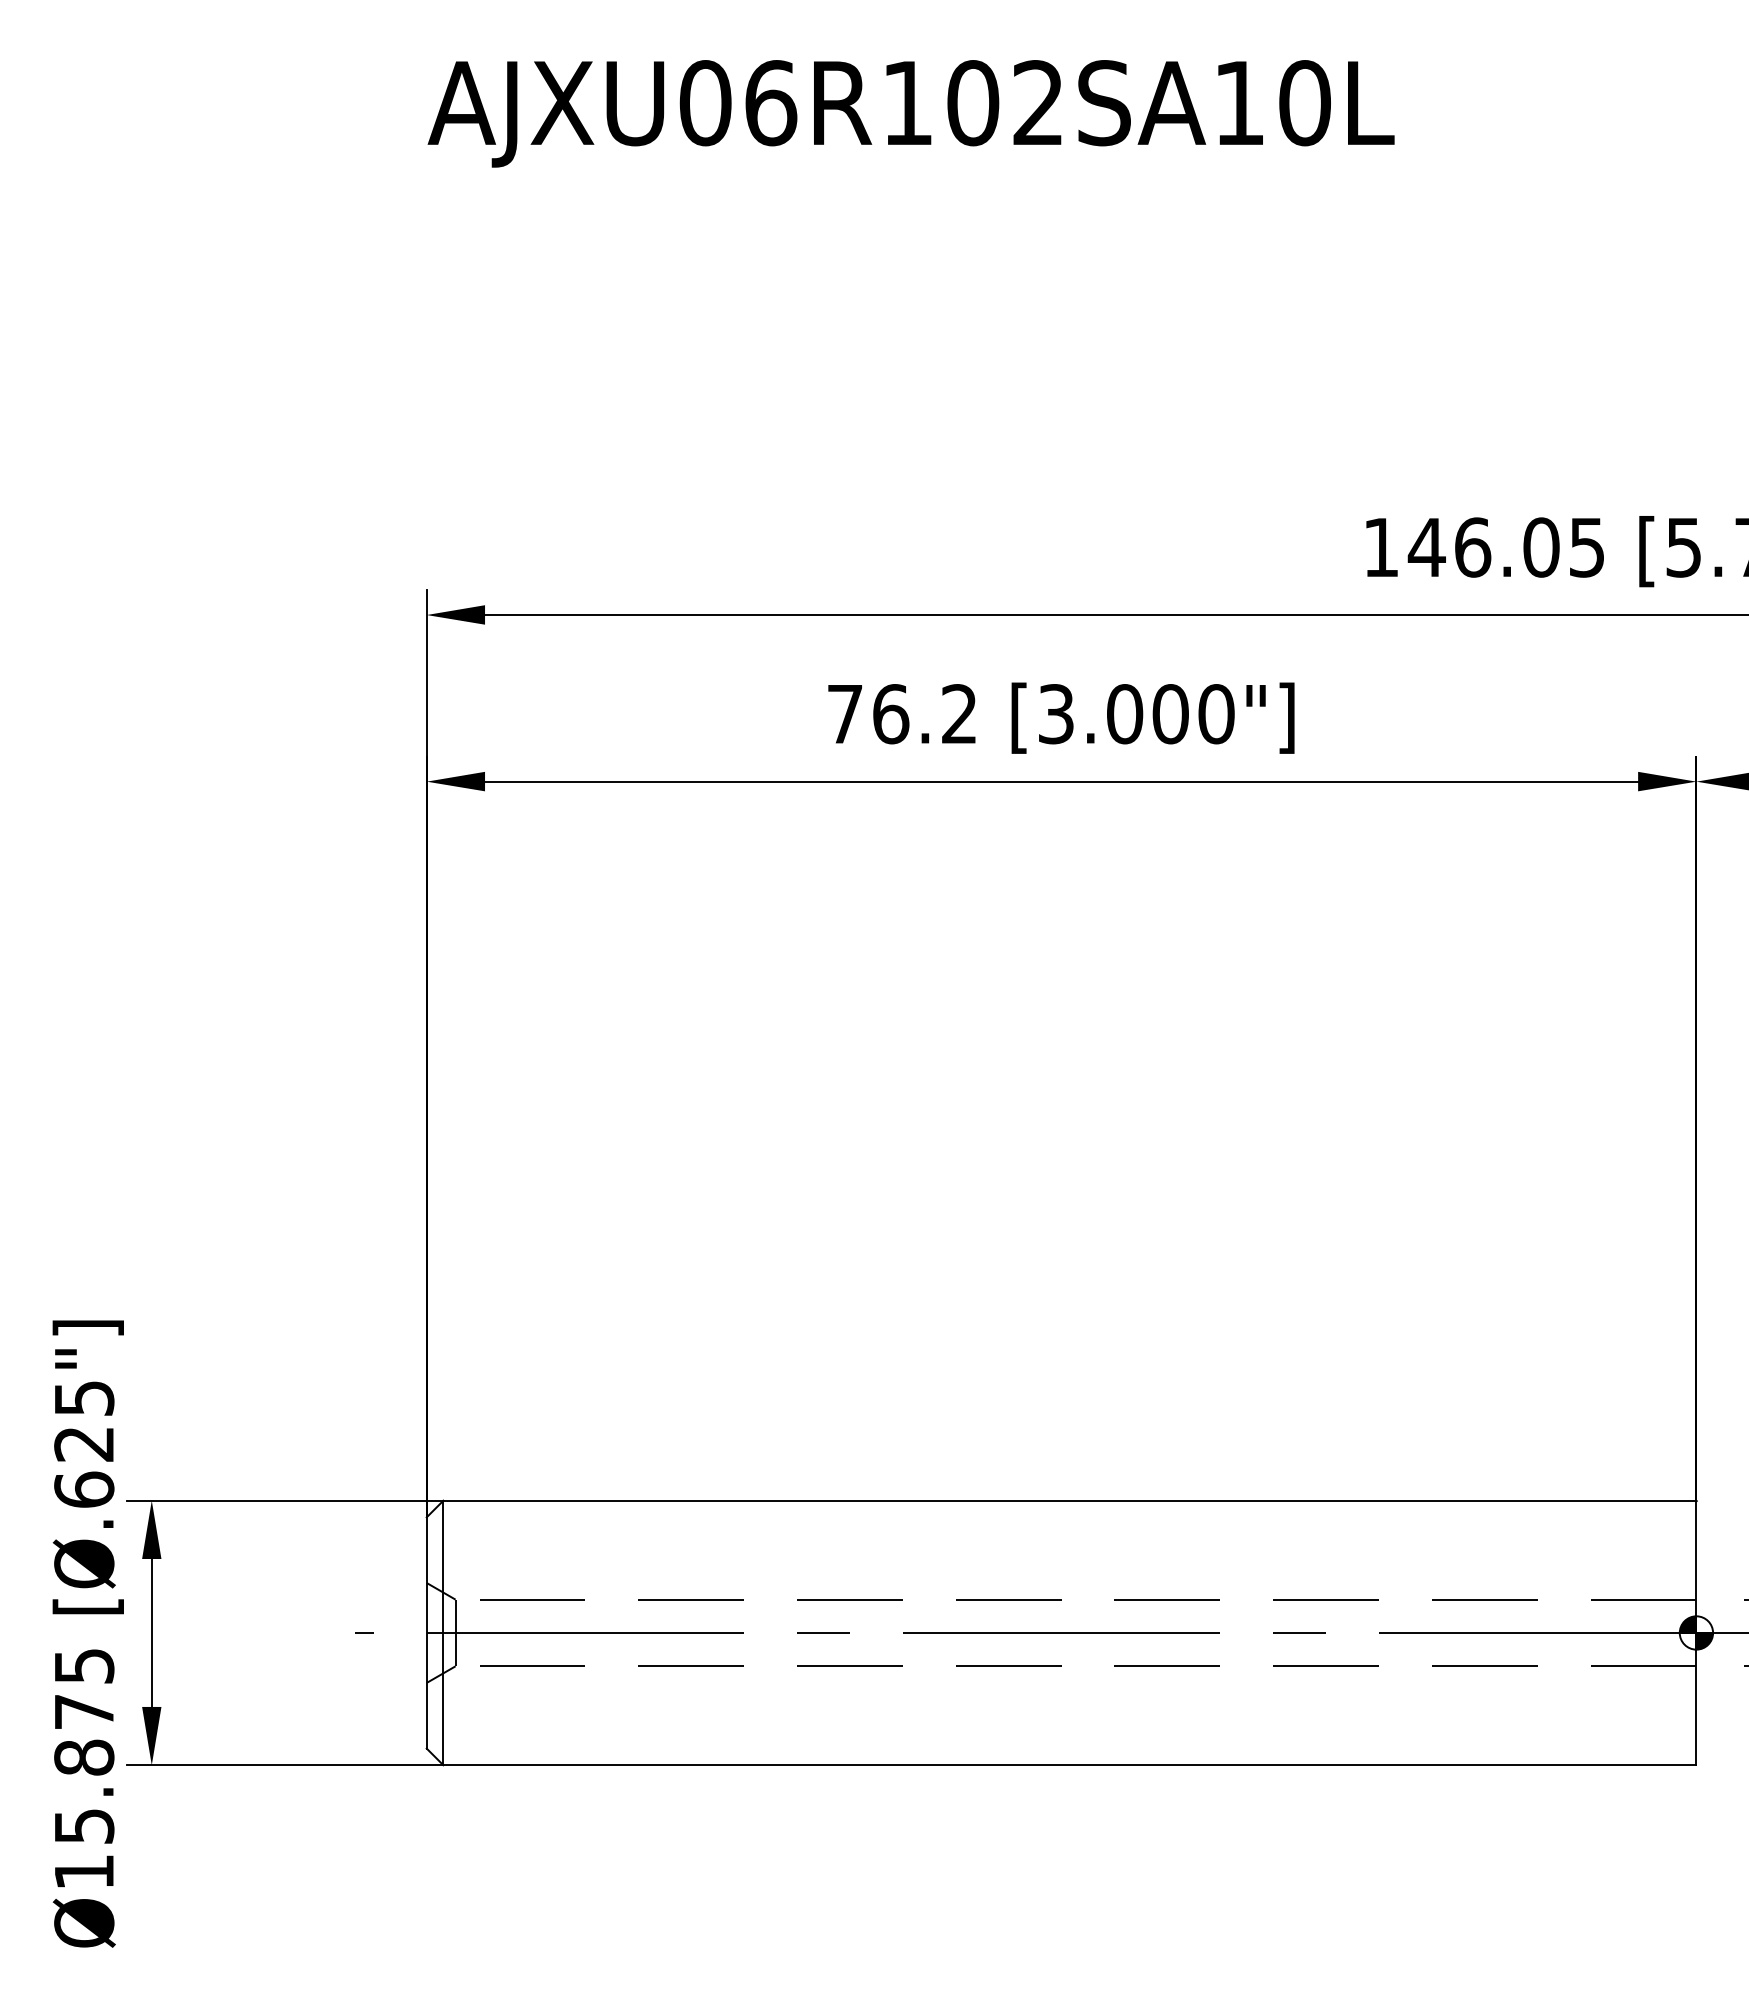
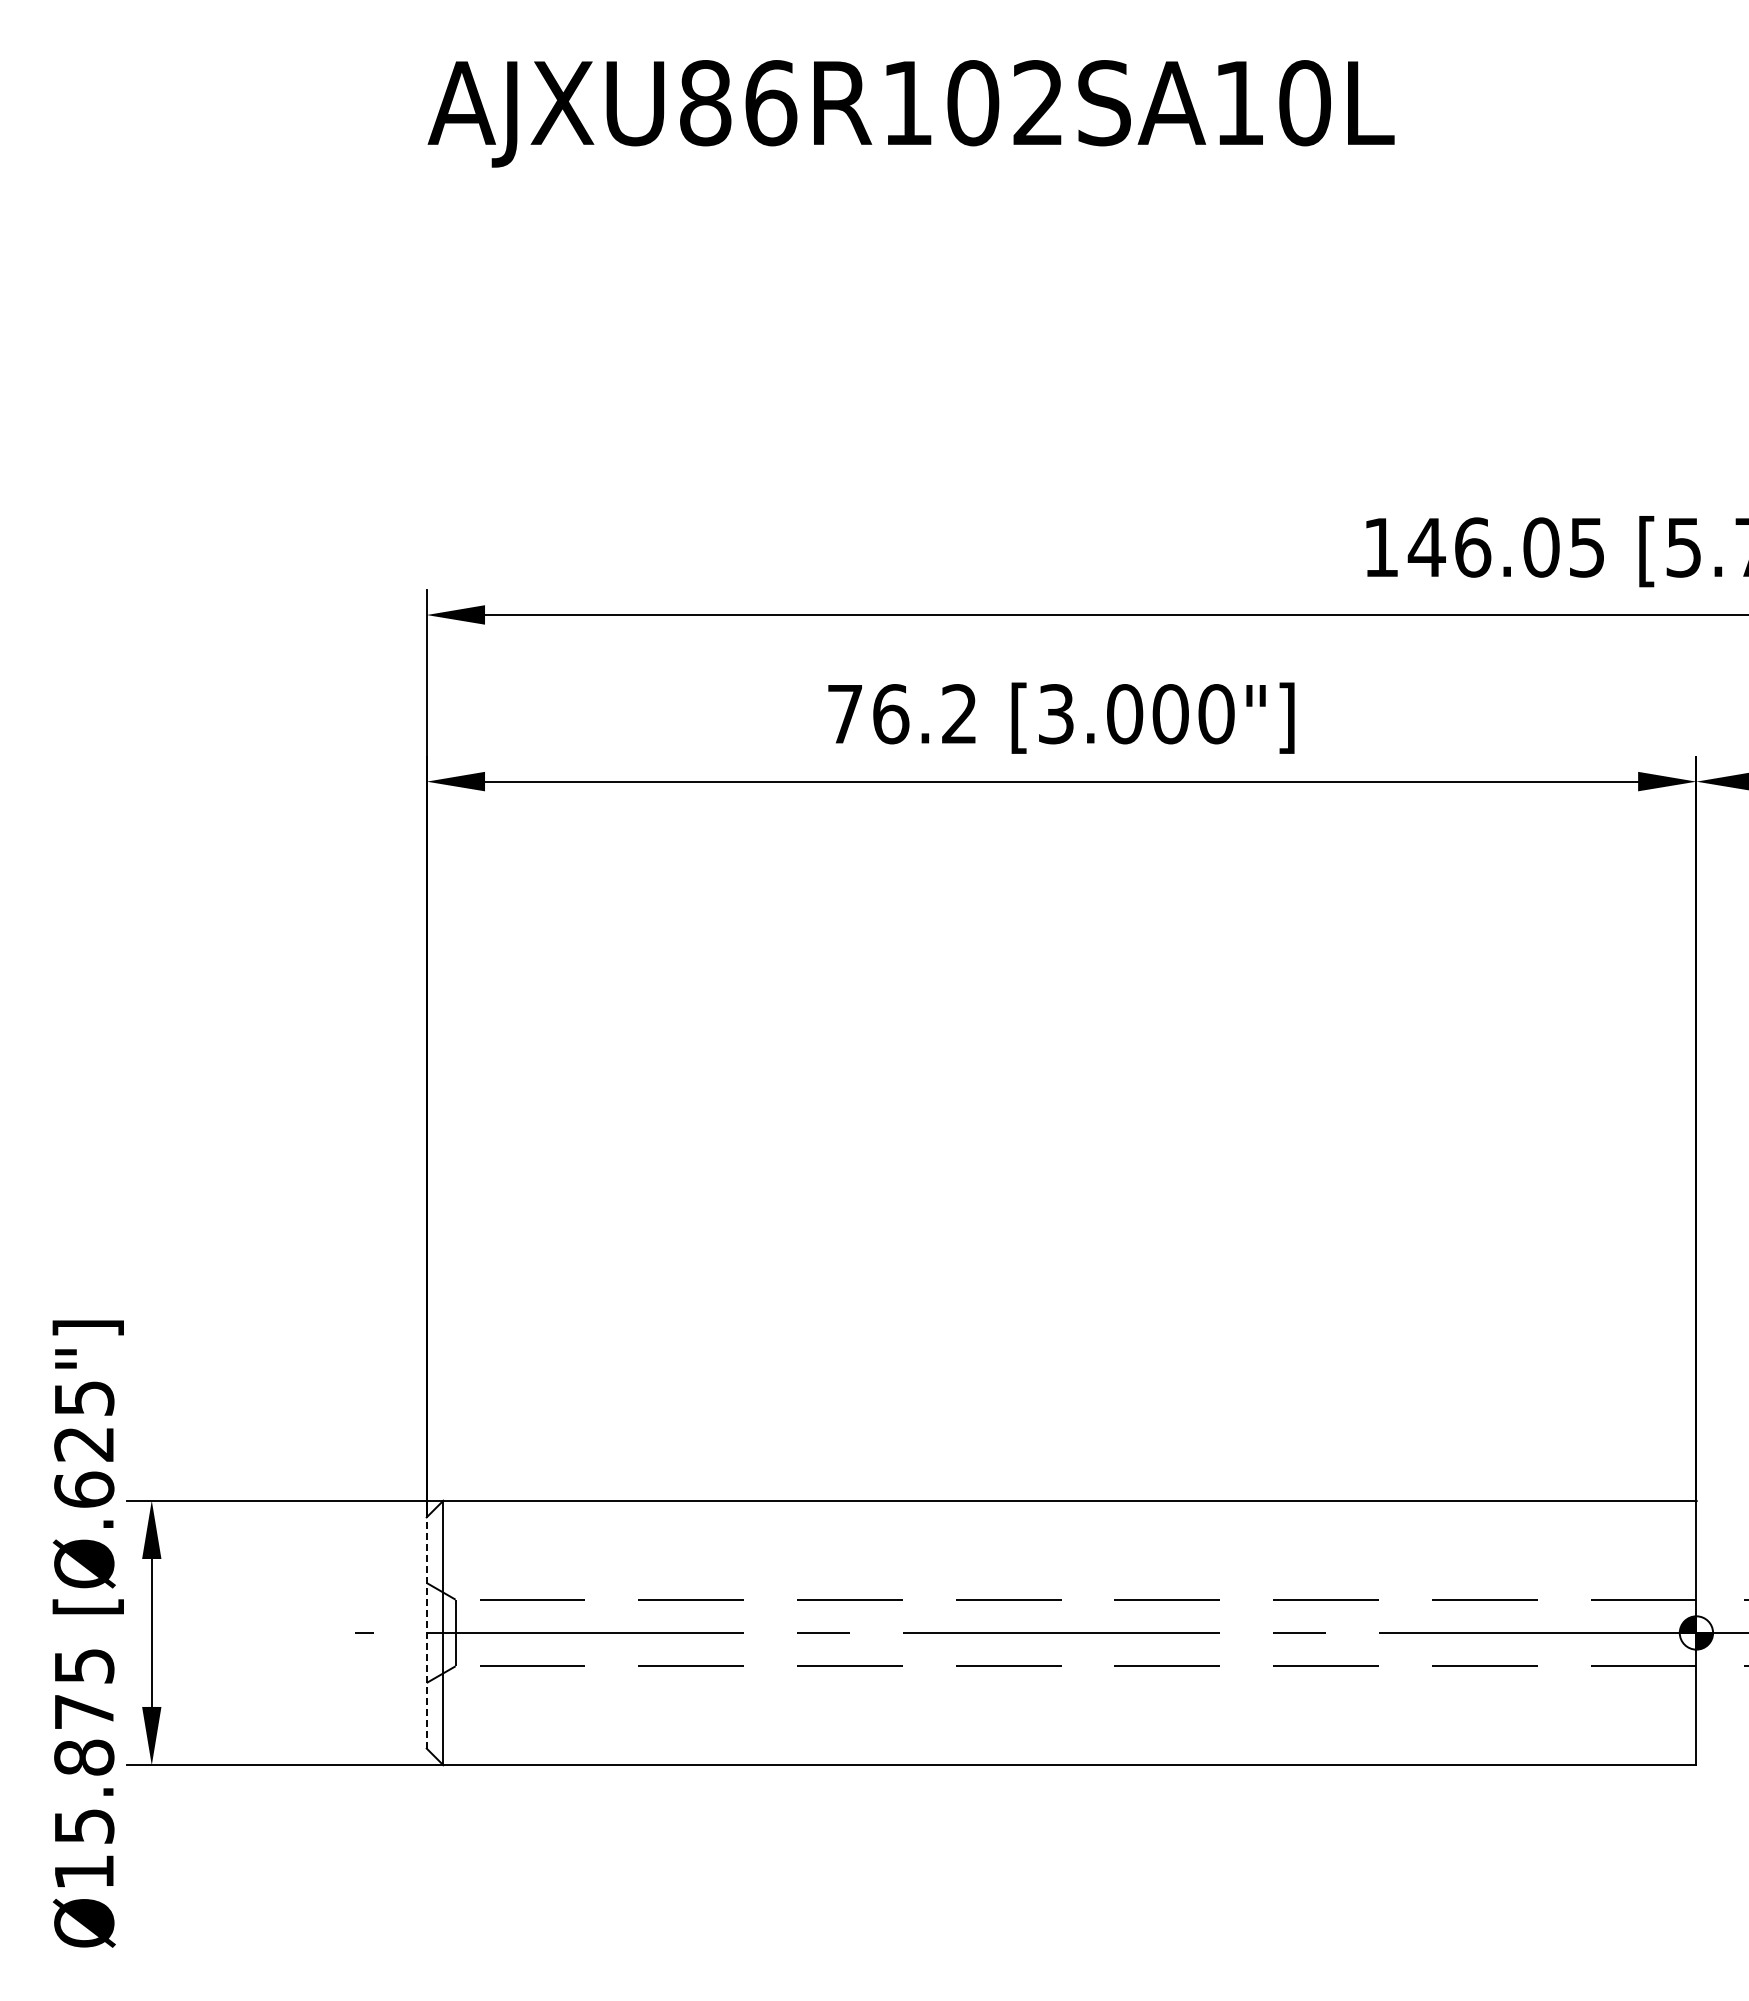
text: AJXU06R102SA10L -> AJXU86R102SA10L (705, 103)
line: solid -> dashed (426, 1632)
